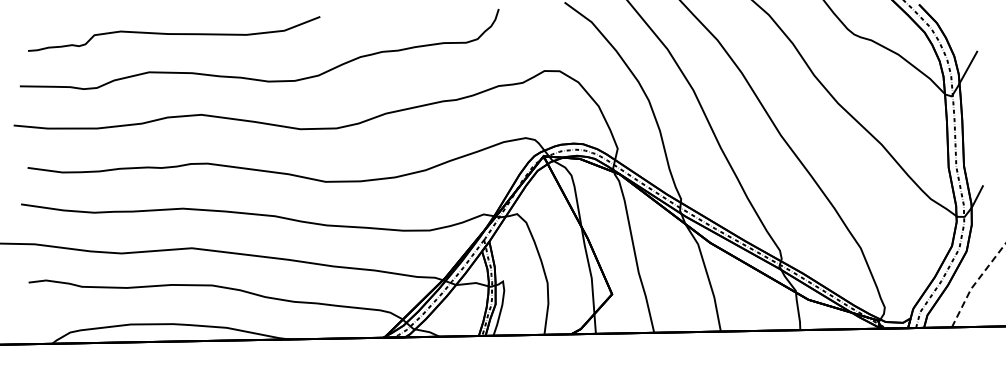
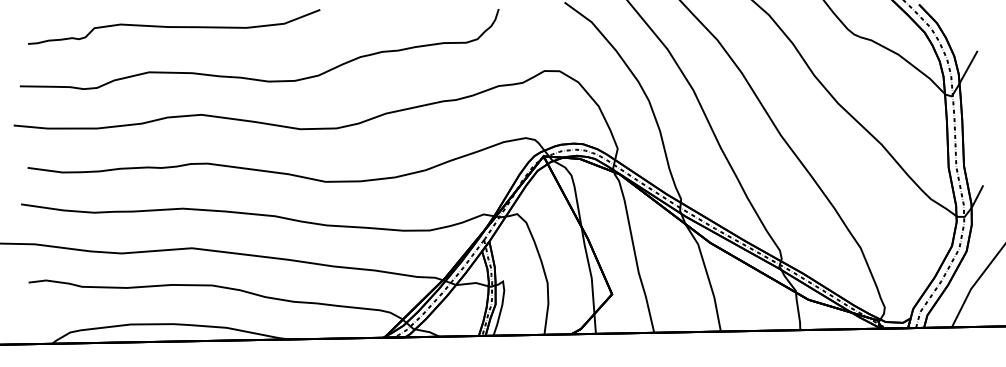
curve position: (174, 33) -> (174, 26) (174, 26)
line: dashed -> solid (975, 283)
